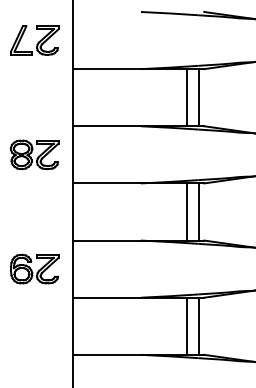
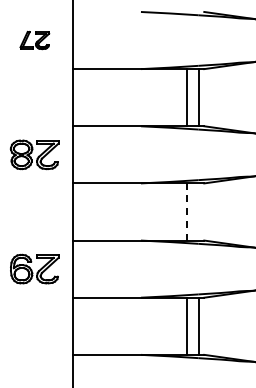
part size: 50x31 px -> 32x21 px (34, 40)
line: solid -> dashed (186, 211)
line: present -> none (198, 211)
